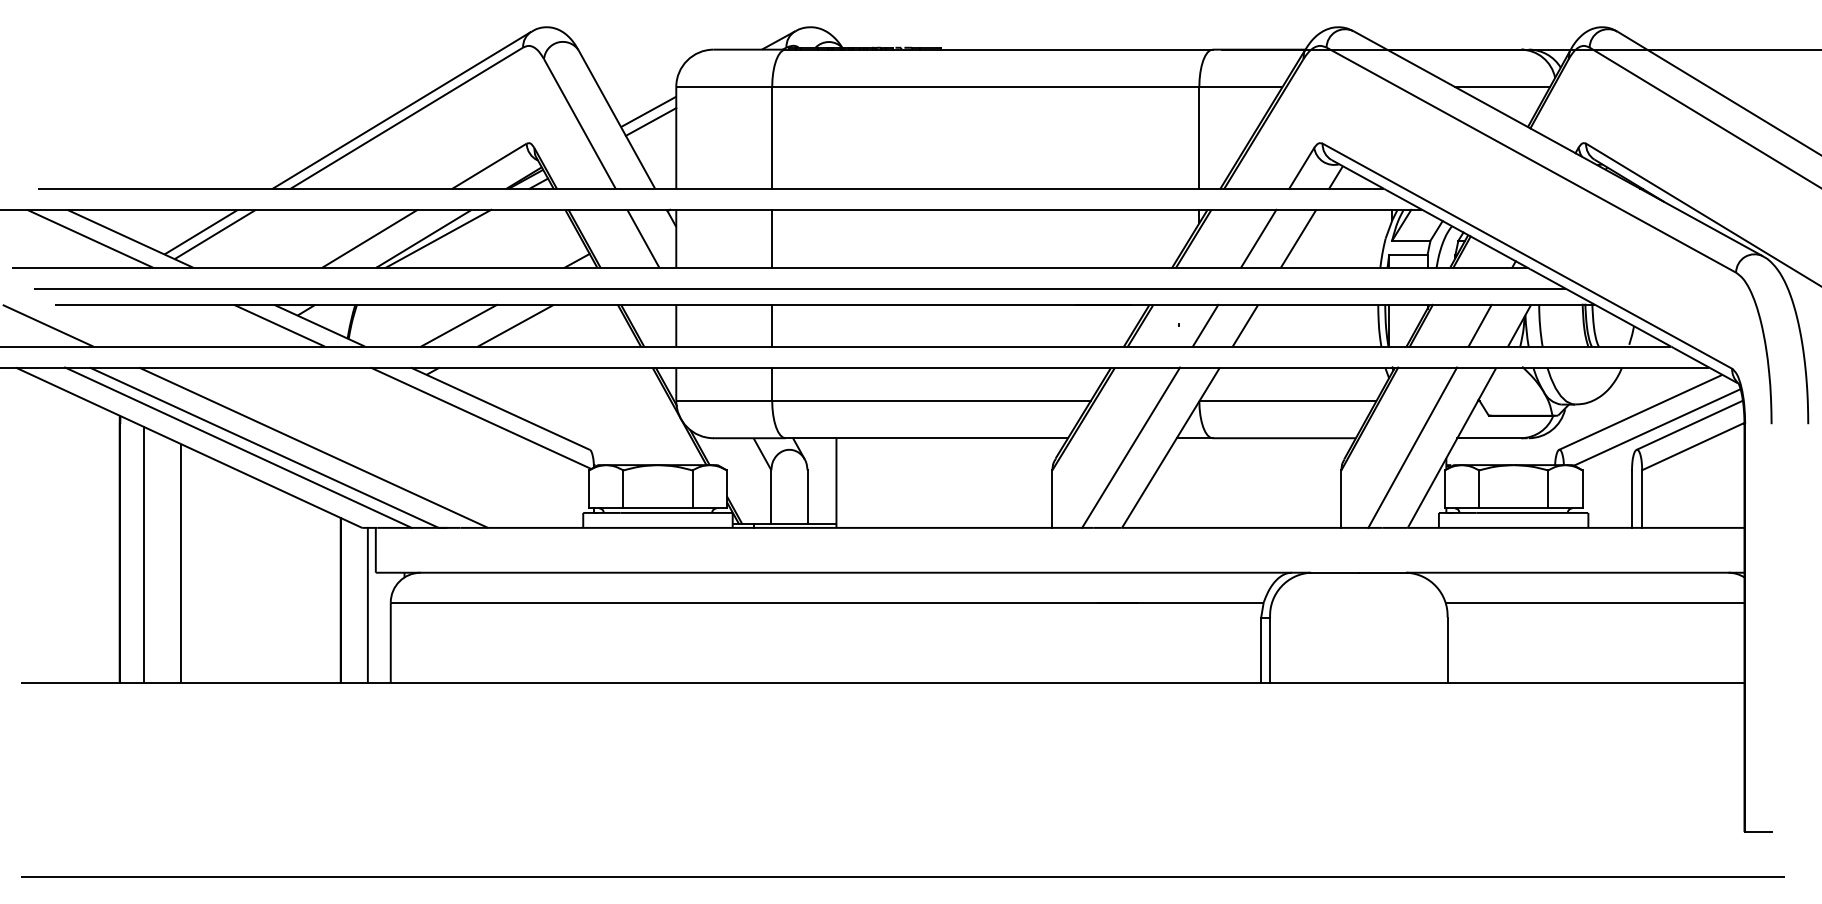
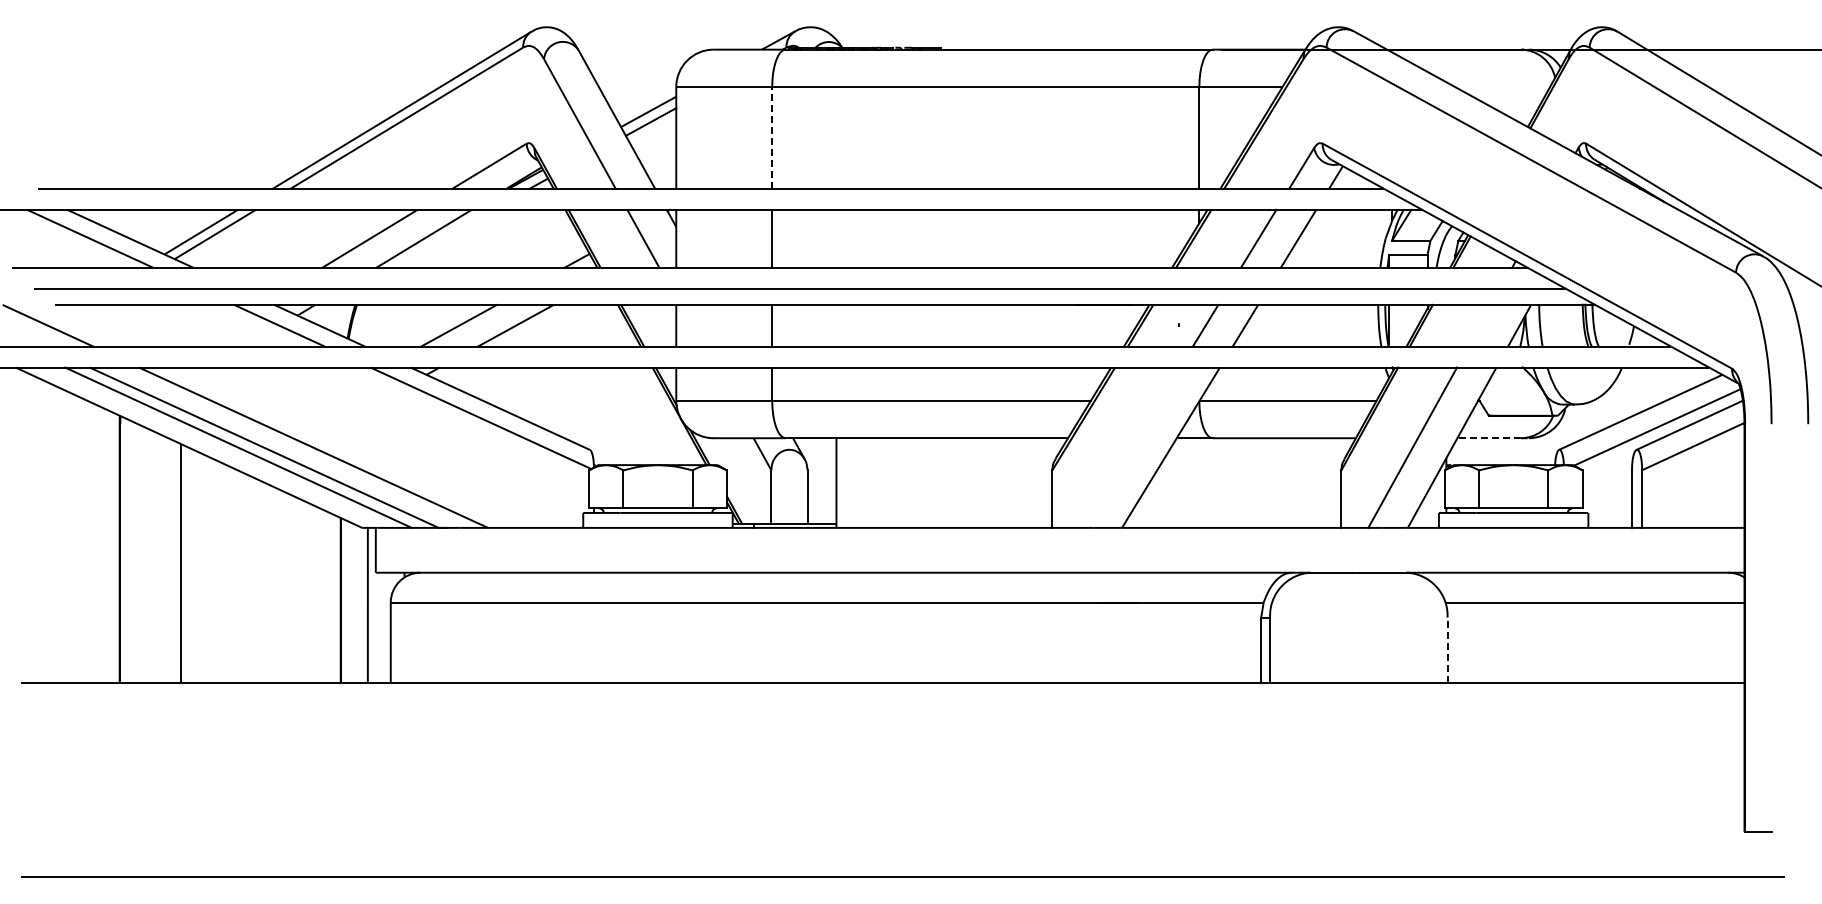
line: present -> none (1502, 87)
line: solid -> dashed (772, 137)
line: present -> none (438, 238)
line: present -> none (1479, 325)
line: solid -> dashed (1489, 438)
line: present -> none (1131, 447)
line: present -> none (144, 554)
line: solid -> dashed (1447, 650)
